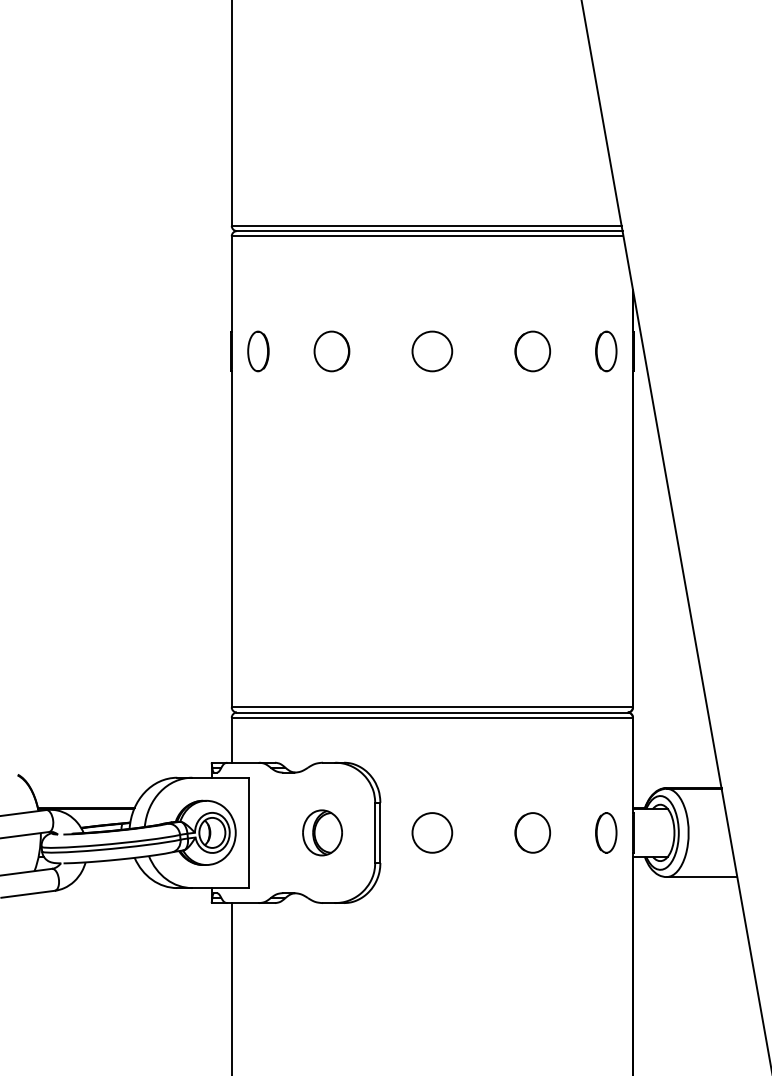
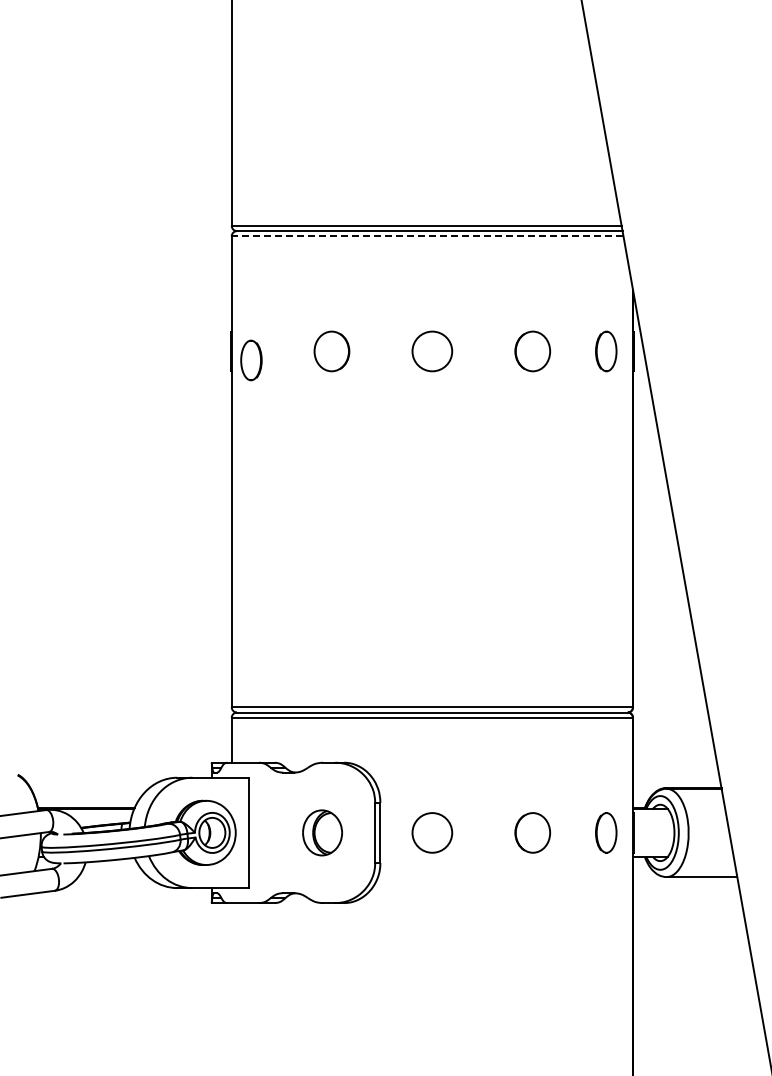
line: solid -> dashed (427, 236)
part position: (258, 351) -> (251, 360) (251, 360)
line: present -> none (231, 987)
